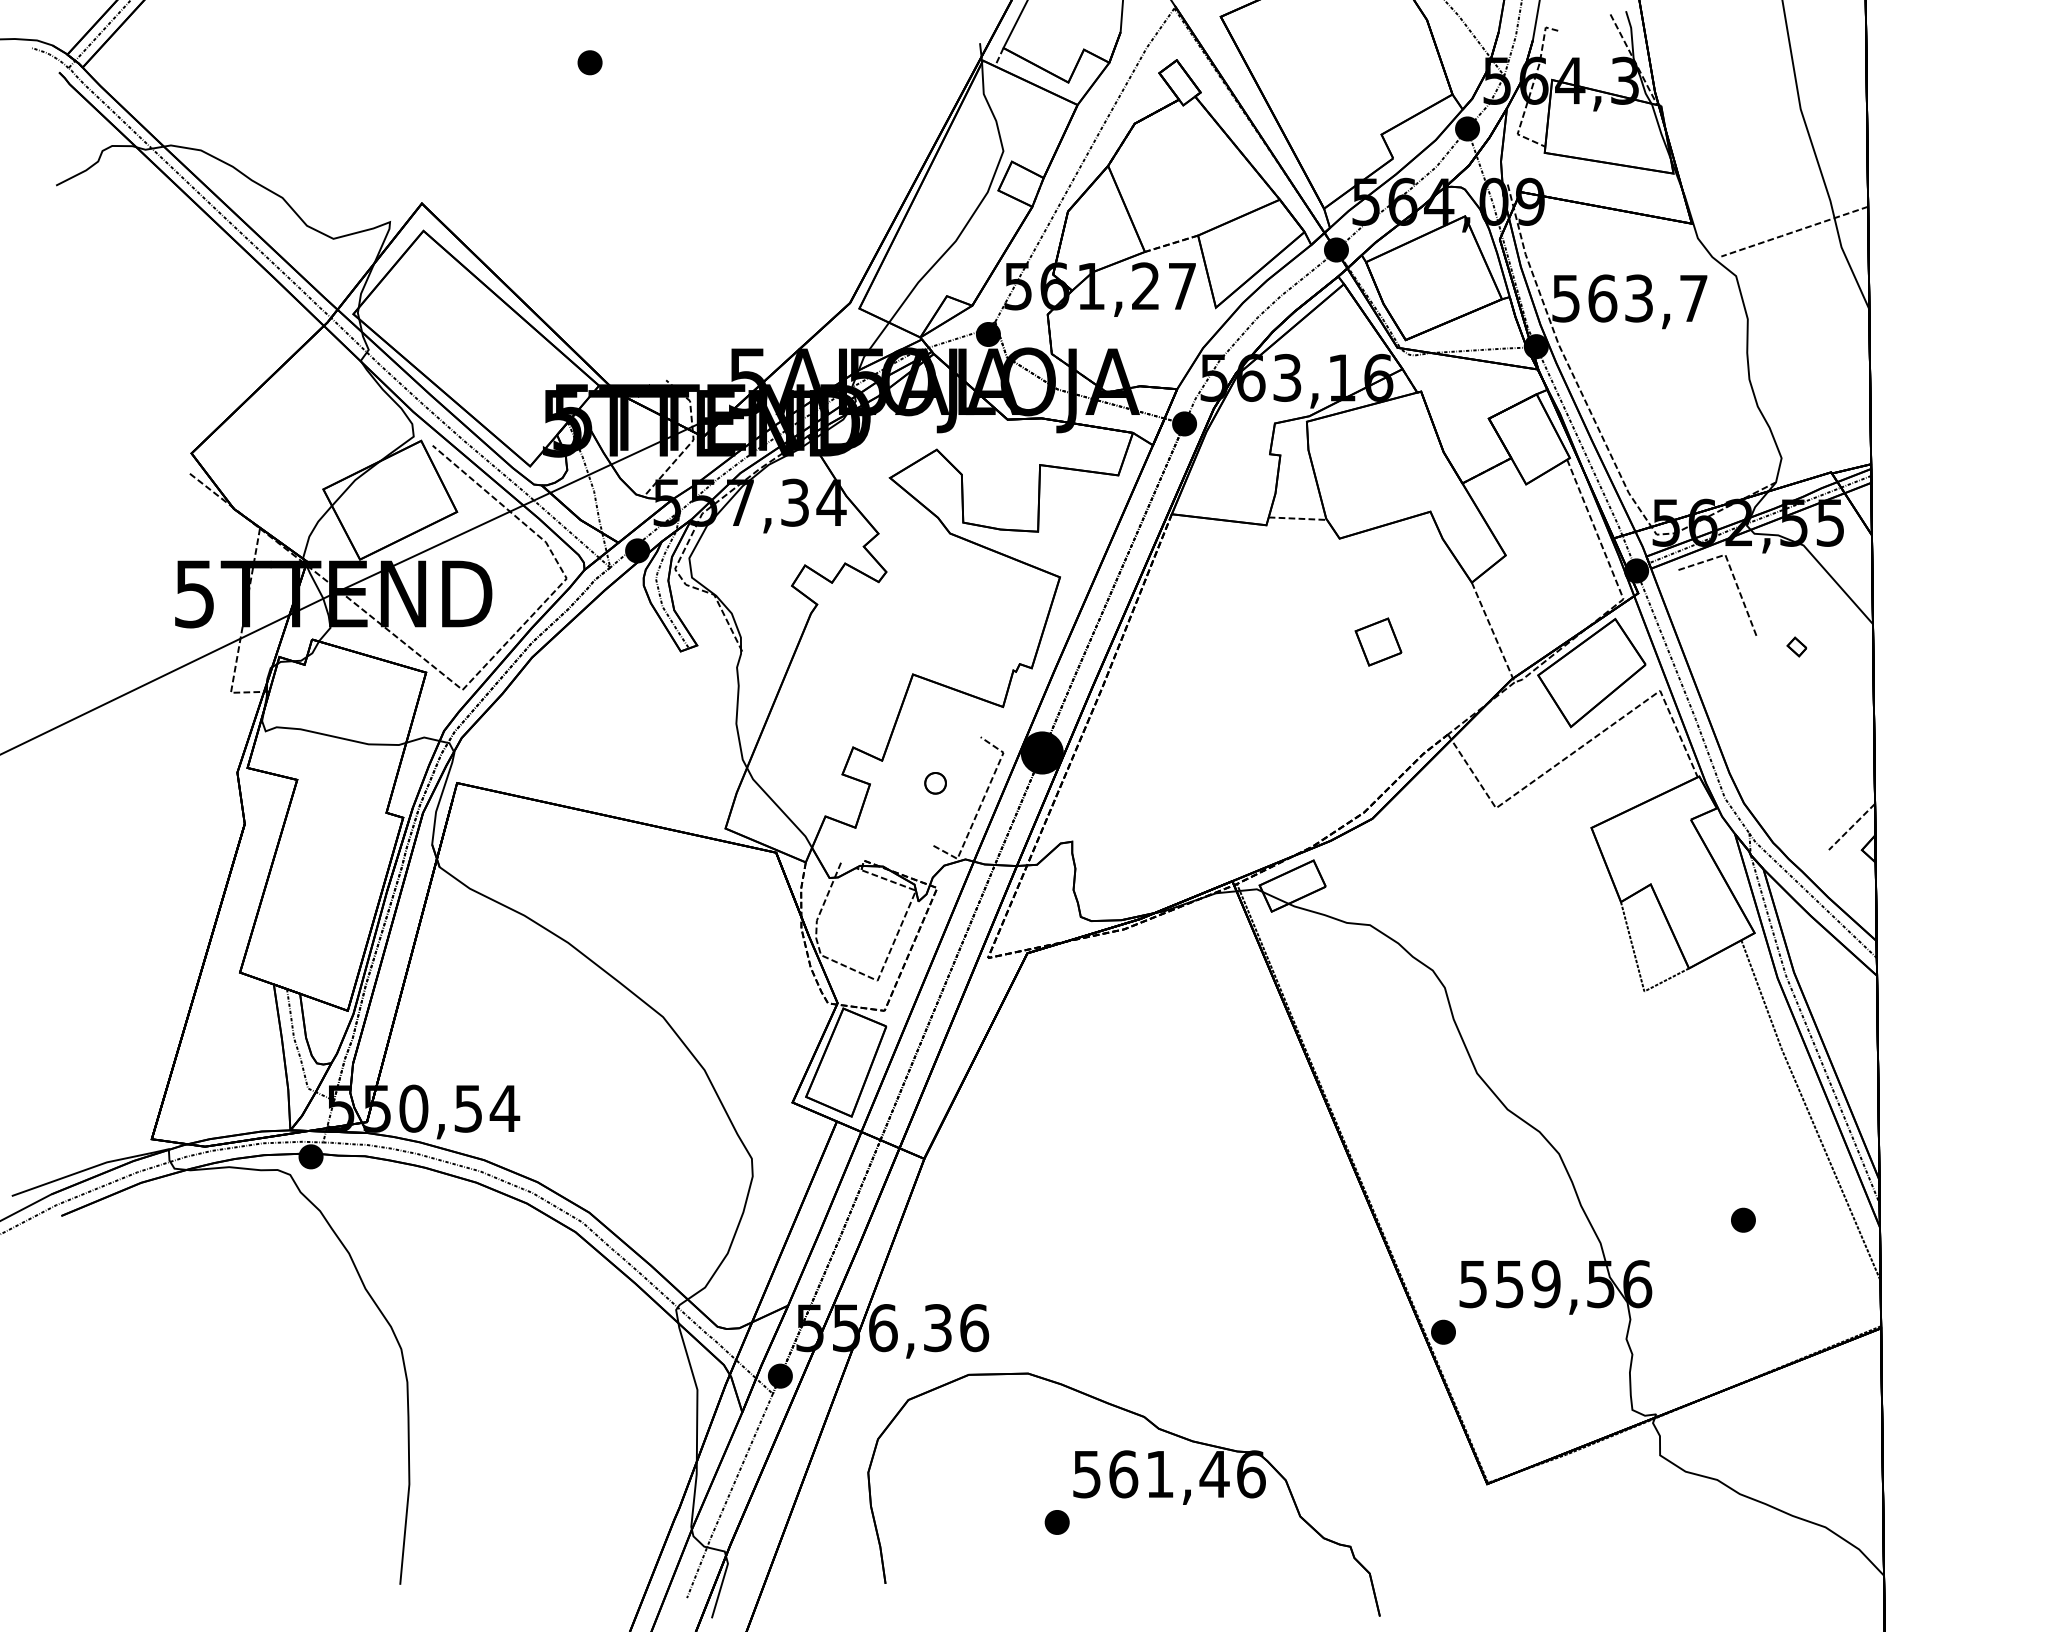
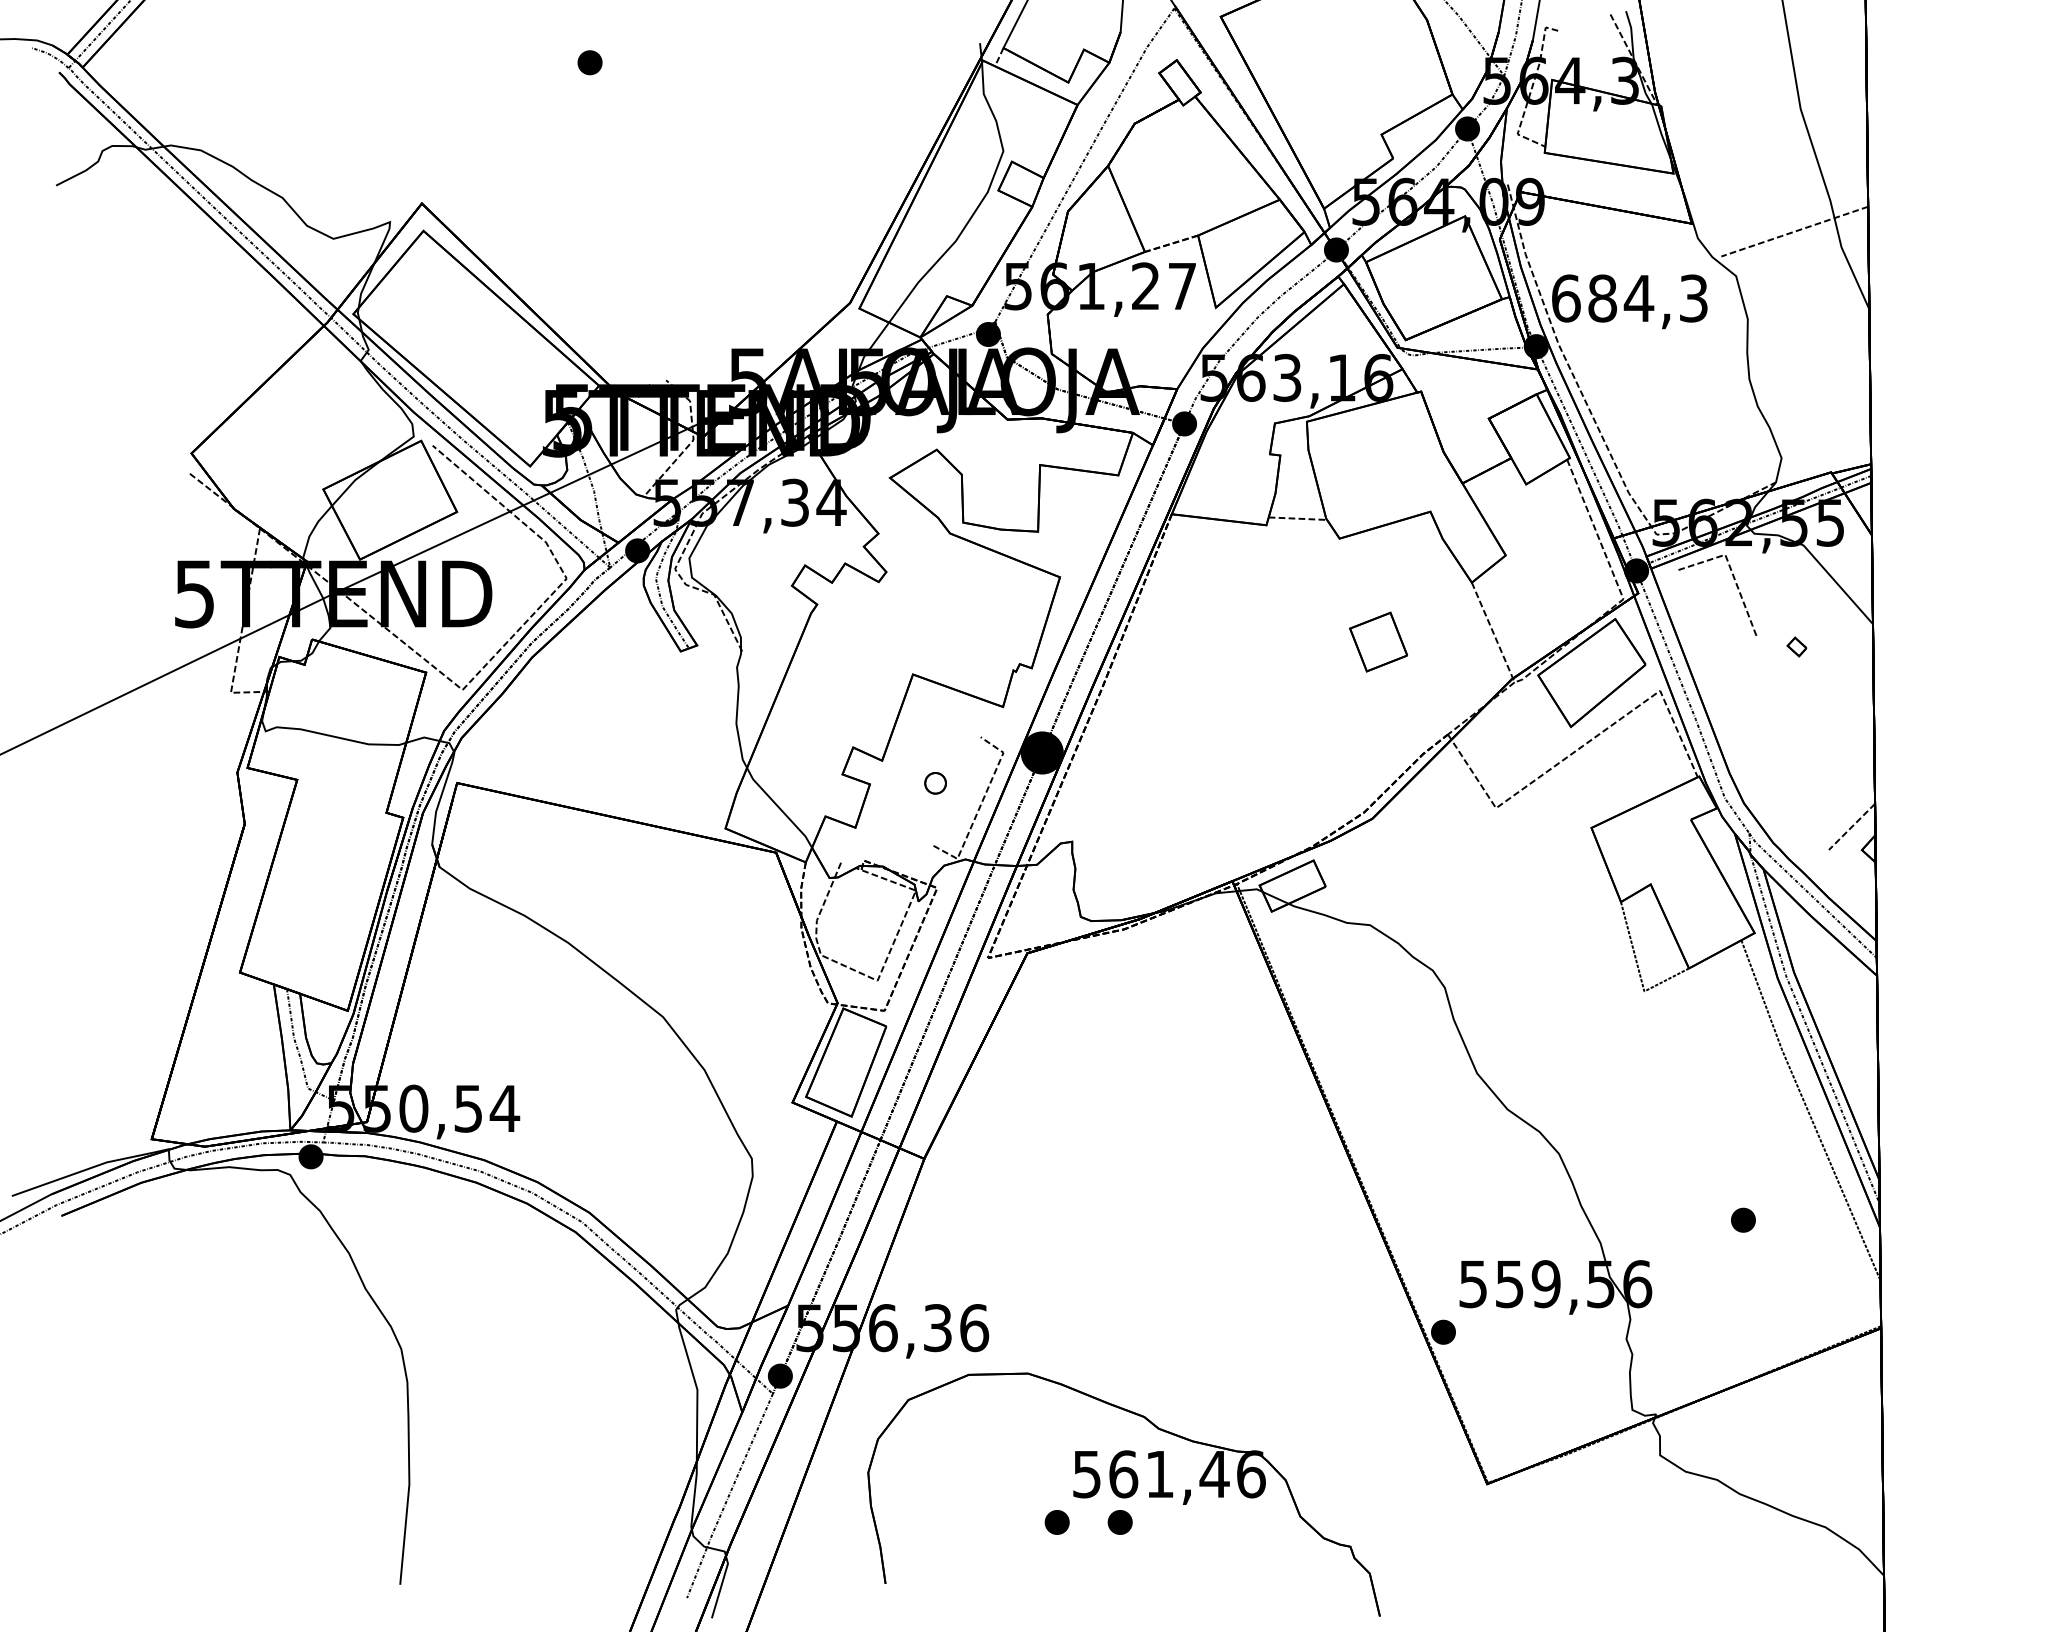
text: 563,7 -> 684,3 (1629, 298)
part size: 49x50 px -> 59x62 px (1378, 641)
part: none -> present (1119, 1522)
